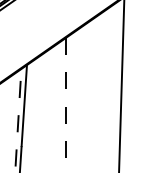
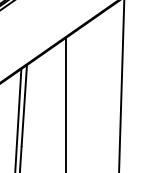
line: dashed -> solid (65, 105)
line: dashed -> solid (18, 120)
